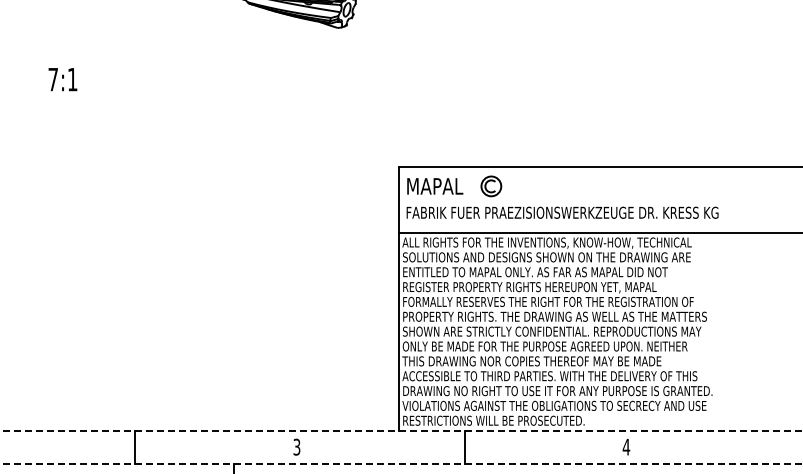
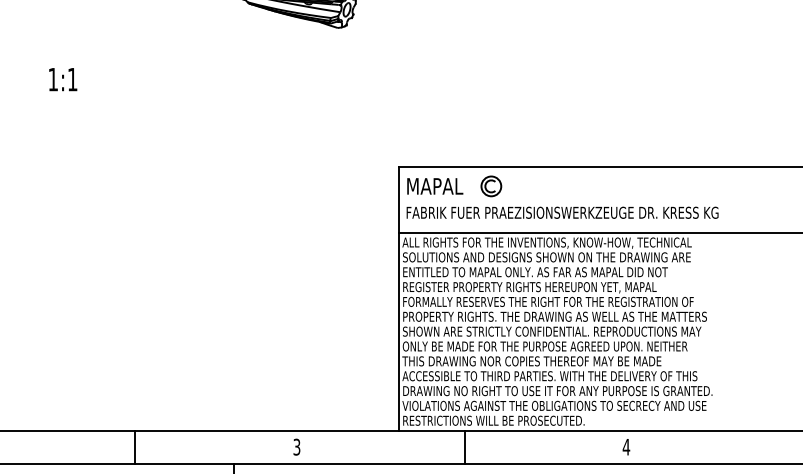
text: 7:1 -> 1:1 (52, 79)
line: dashed -> solid (401, 430)
line: dashed -> solid (401, 463)
